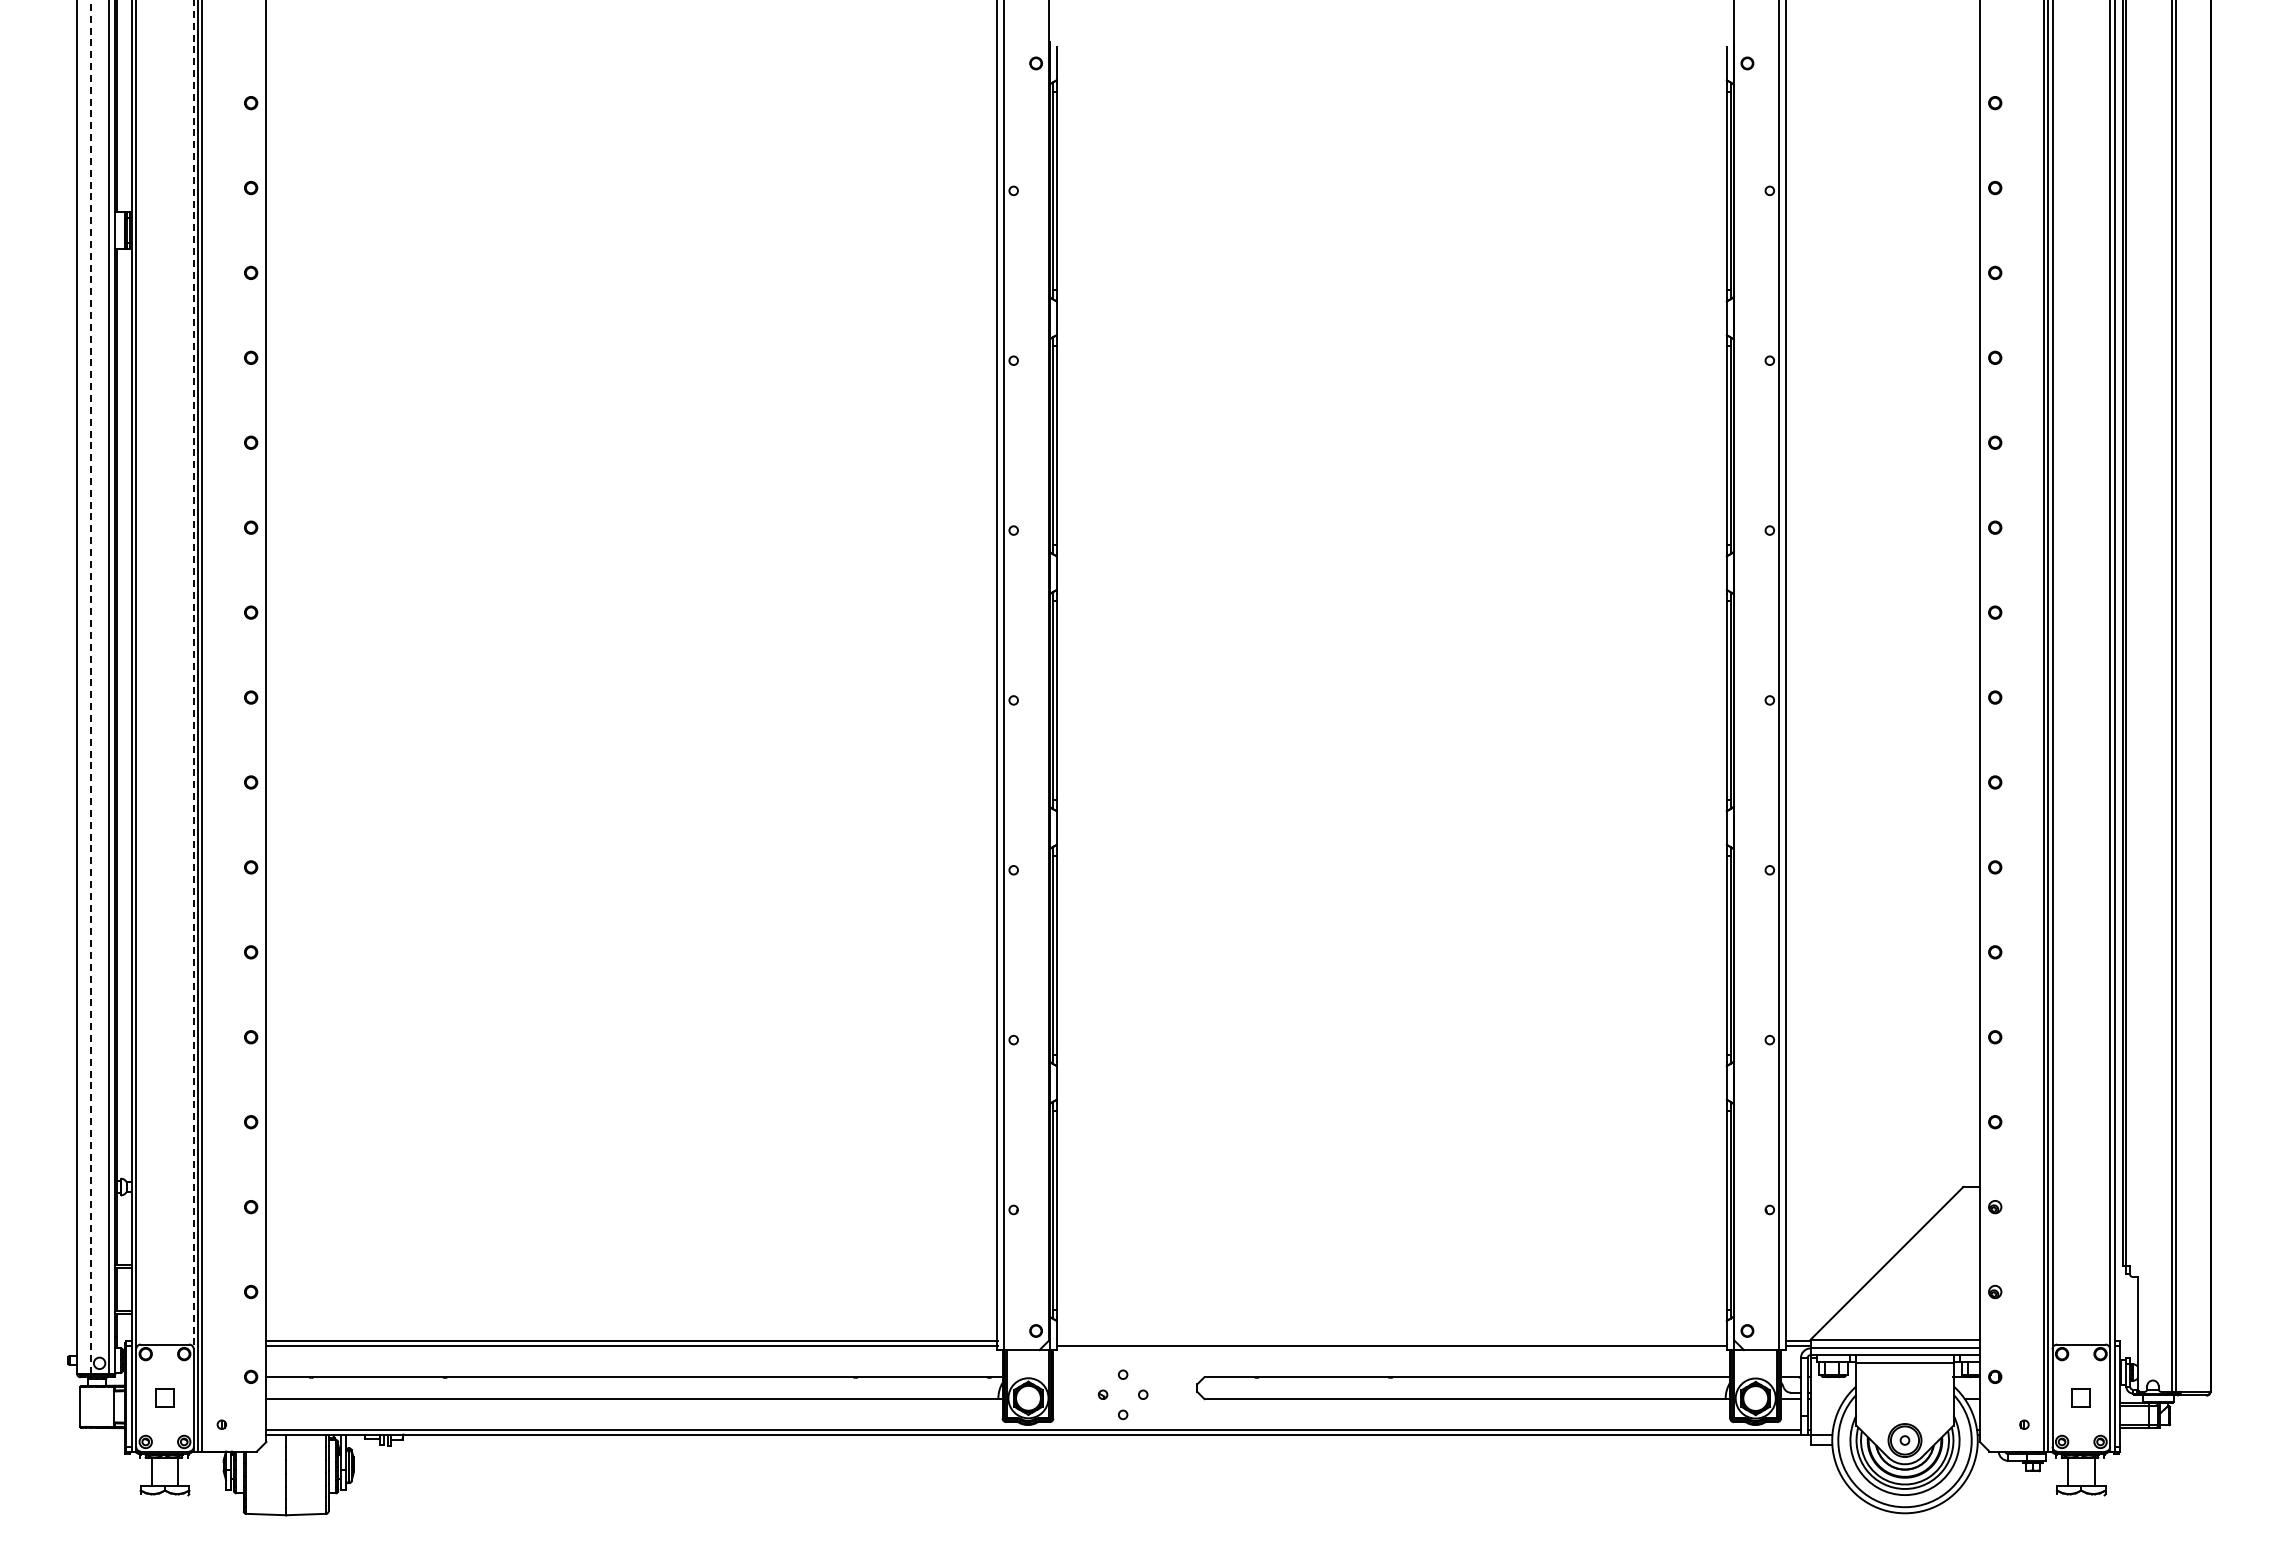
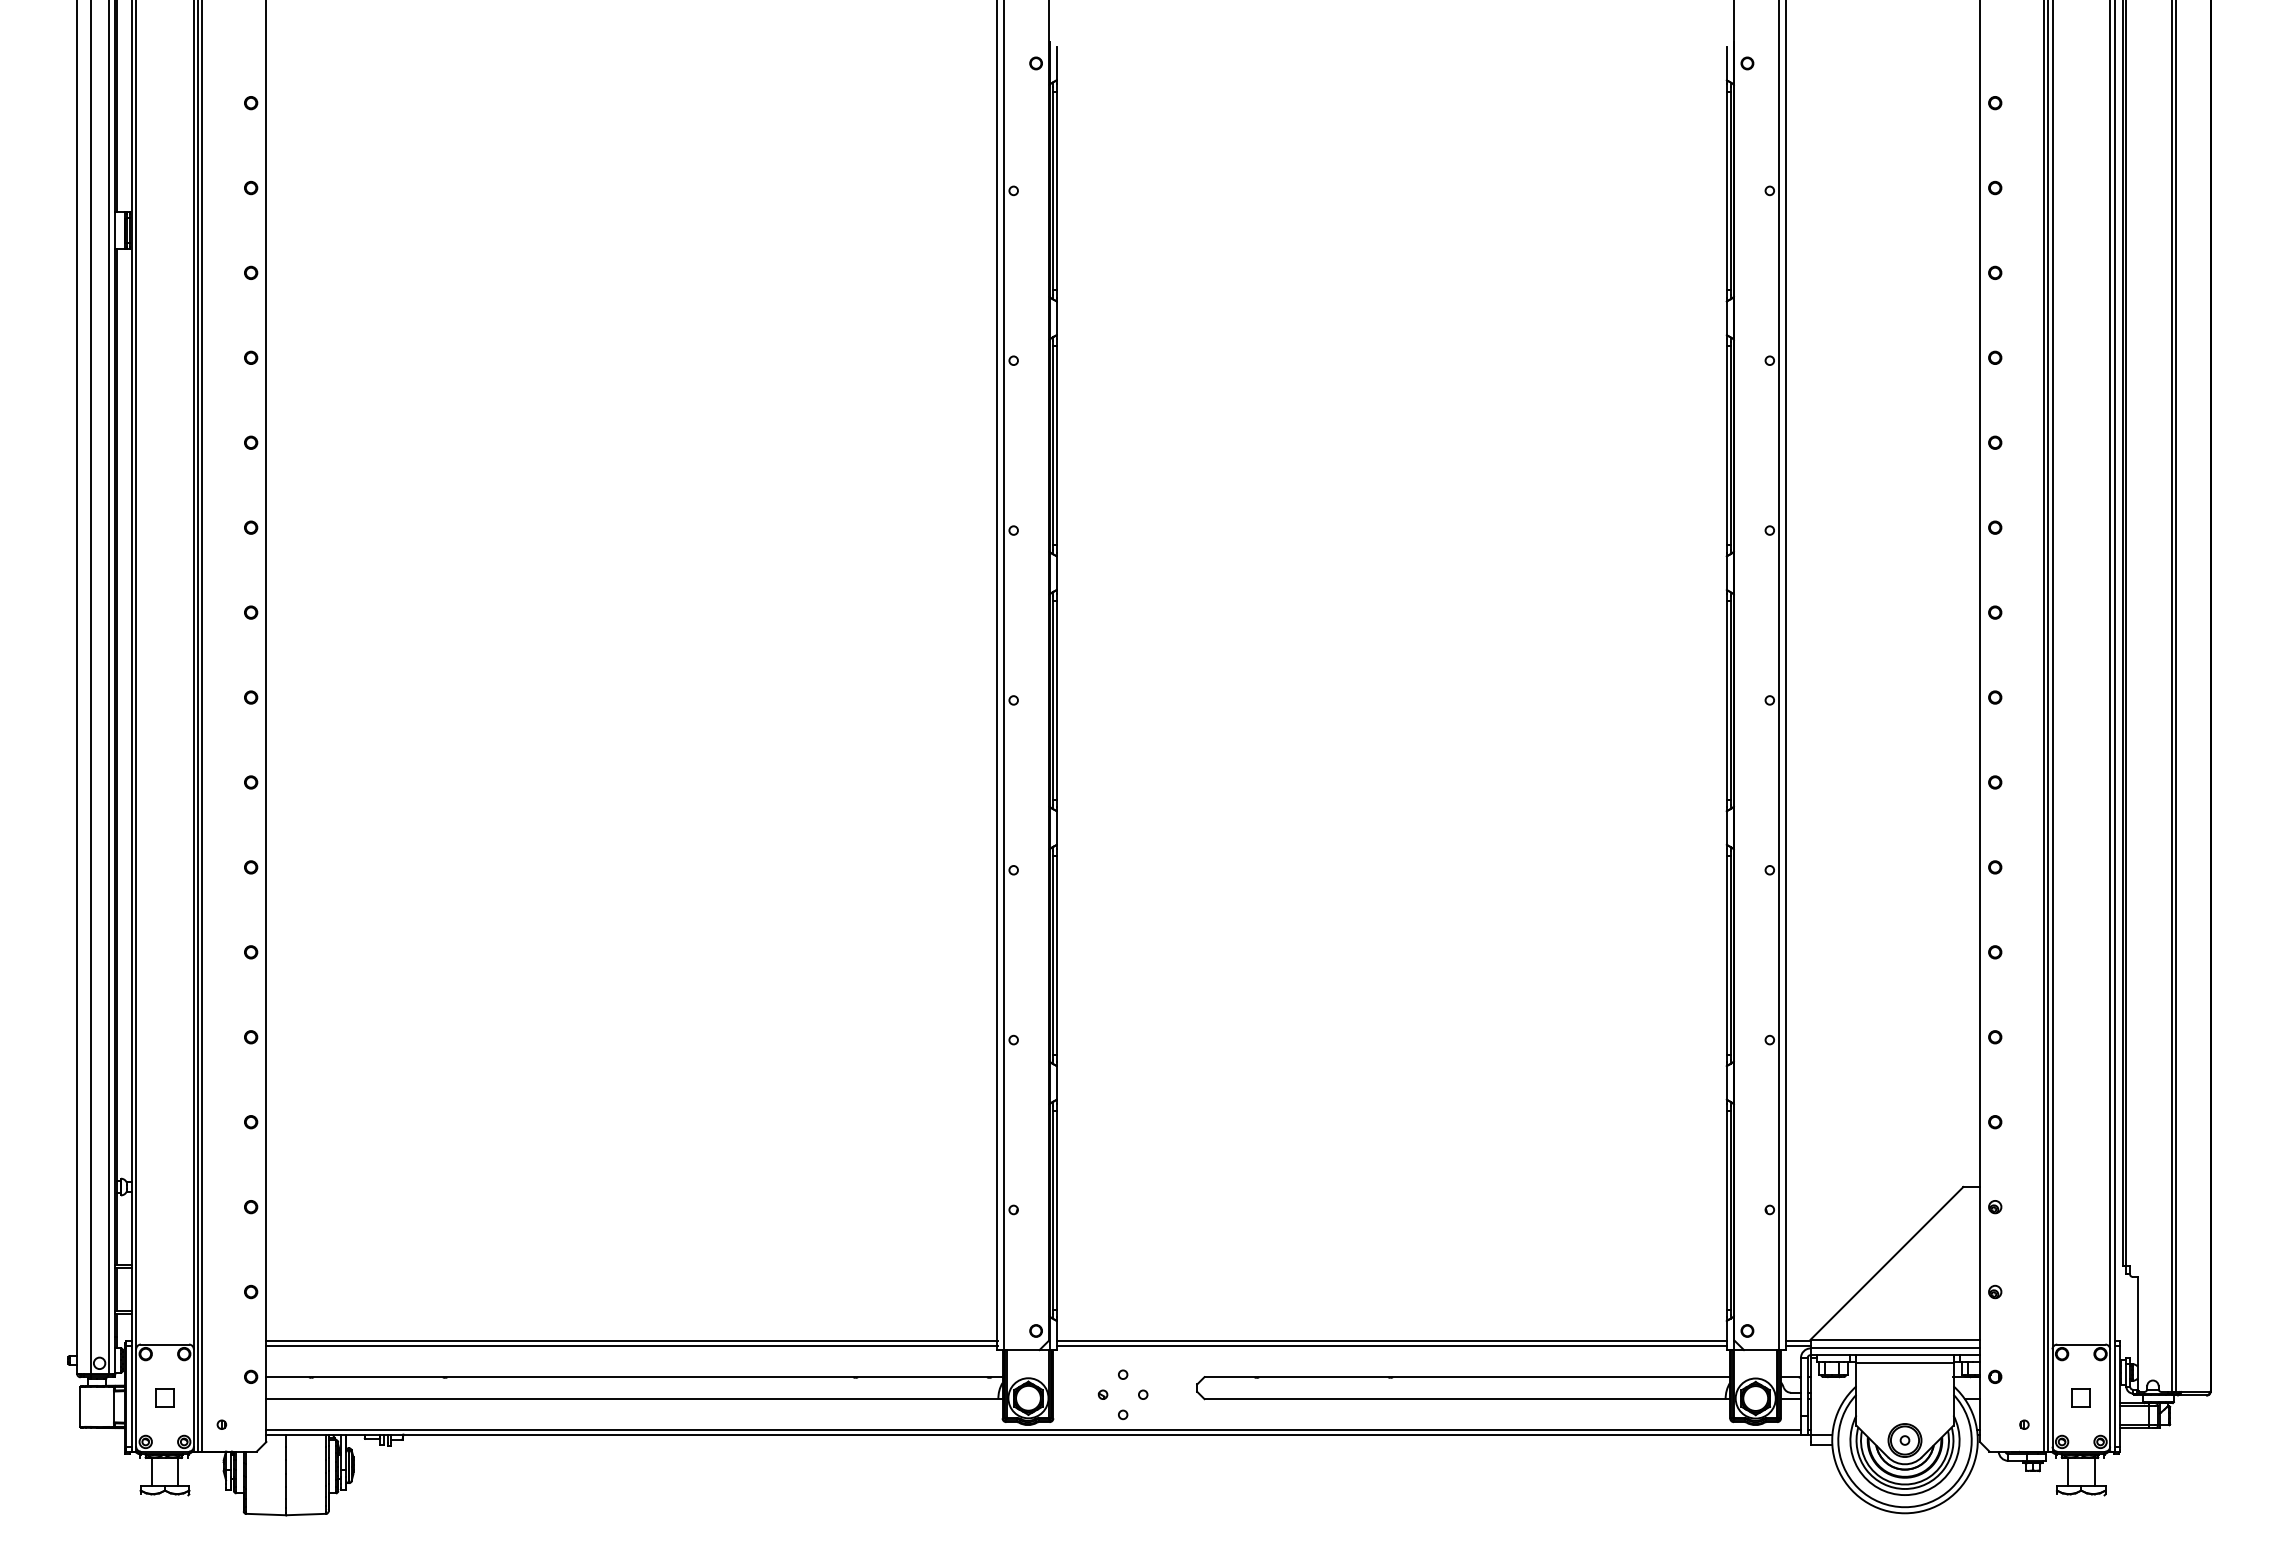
line: dashed -> solid (193, 675)
line: dashed -> solid (90, 686)
line: none -> present (1391, 1340)
